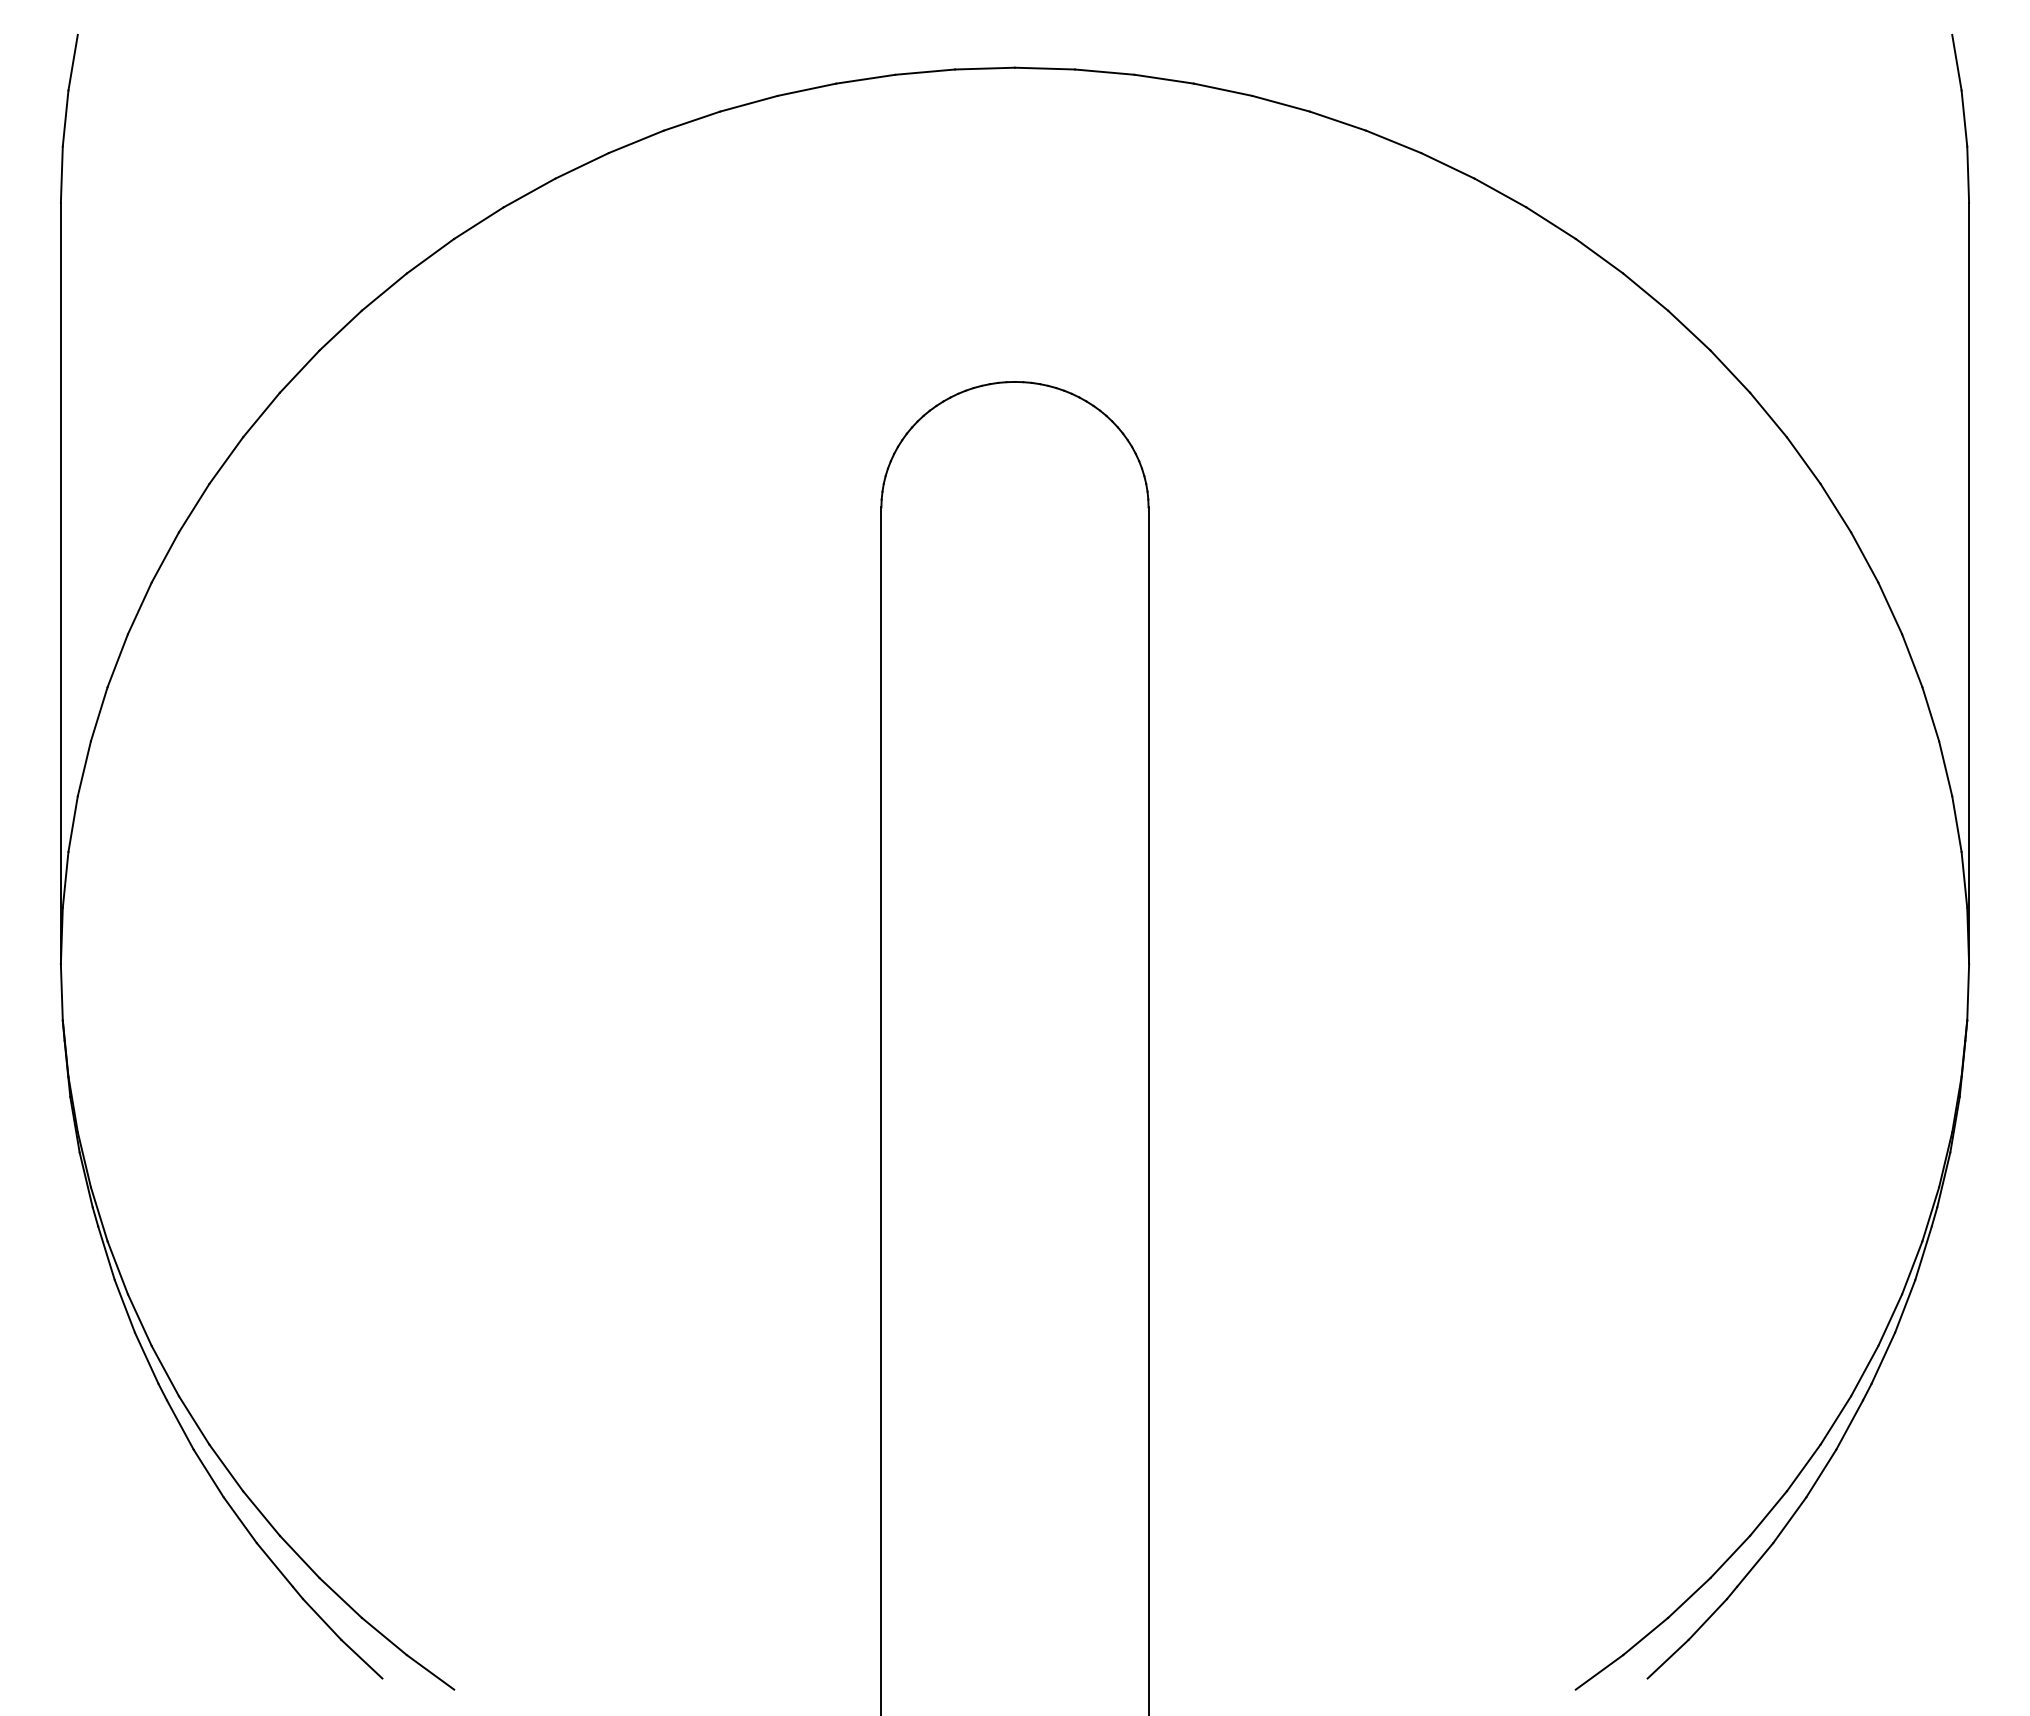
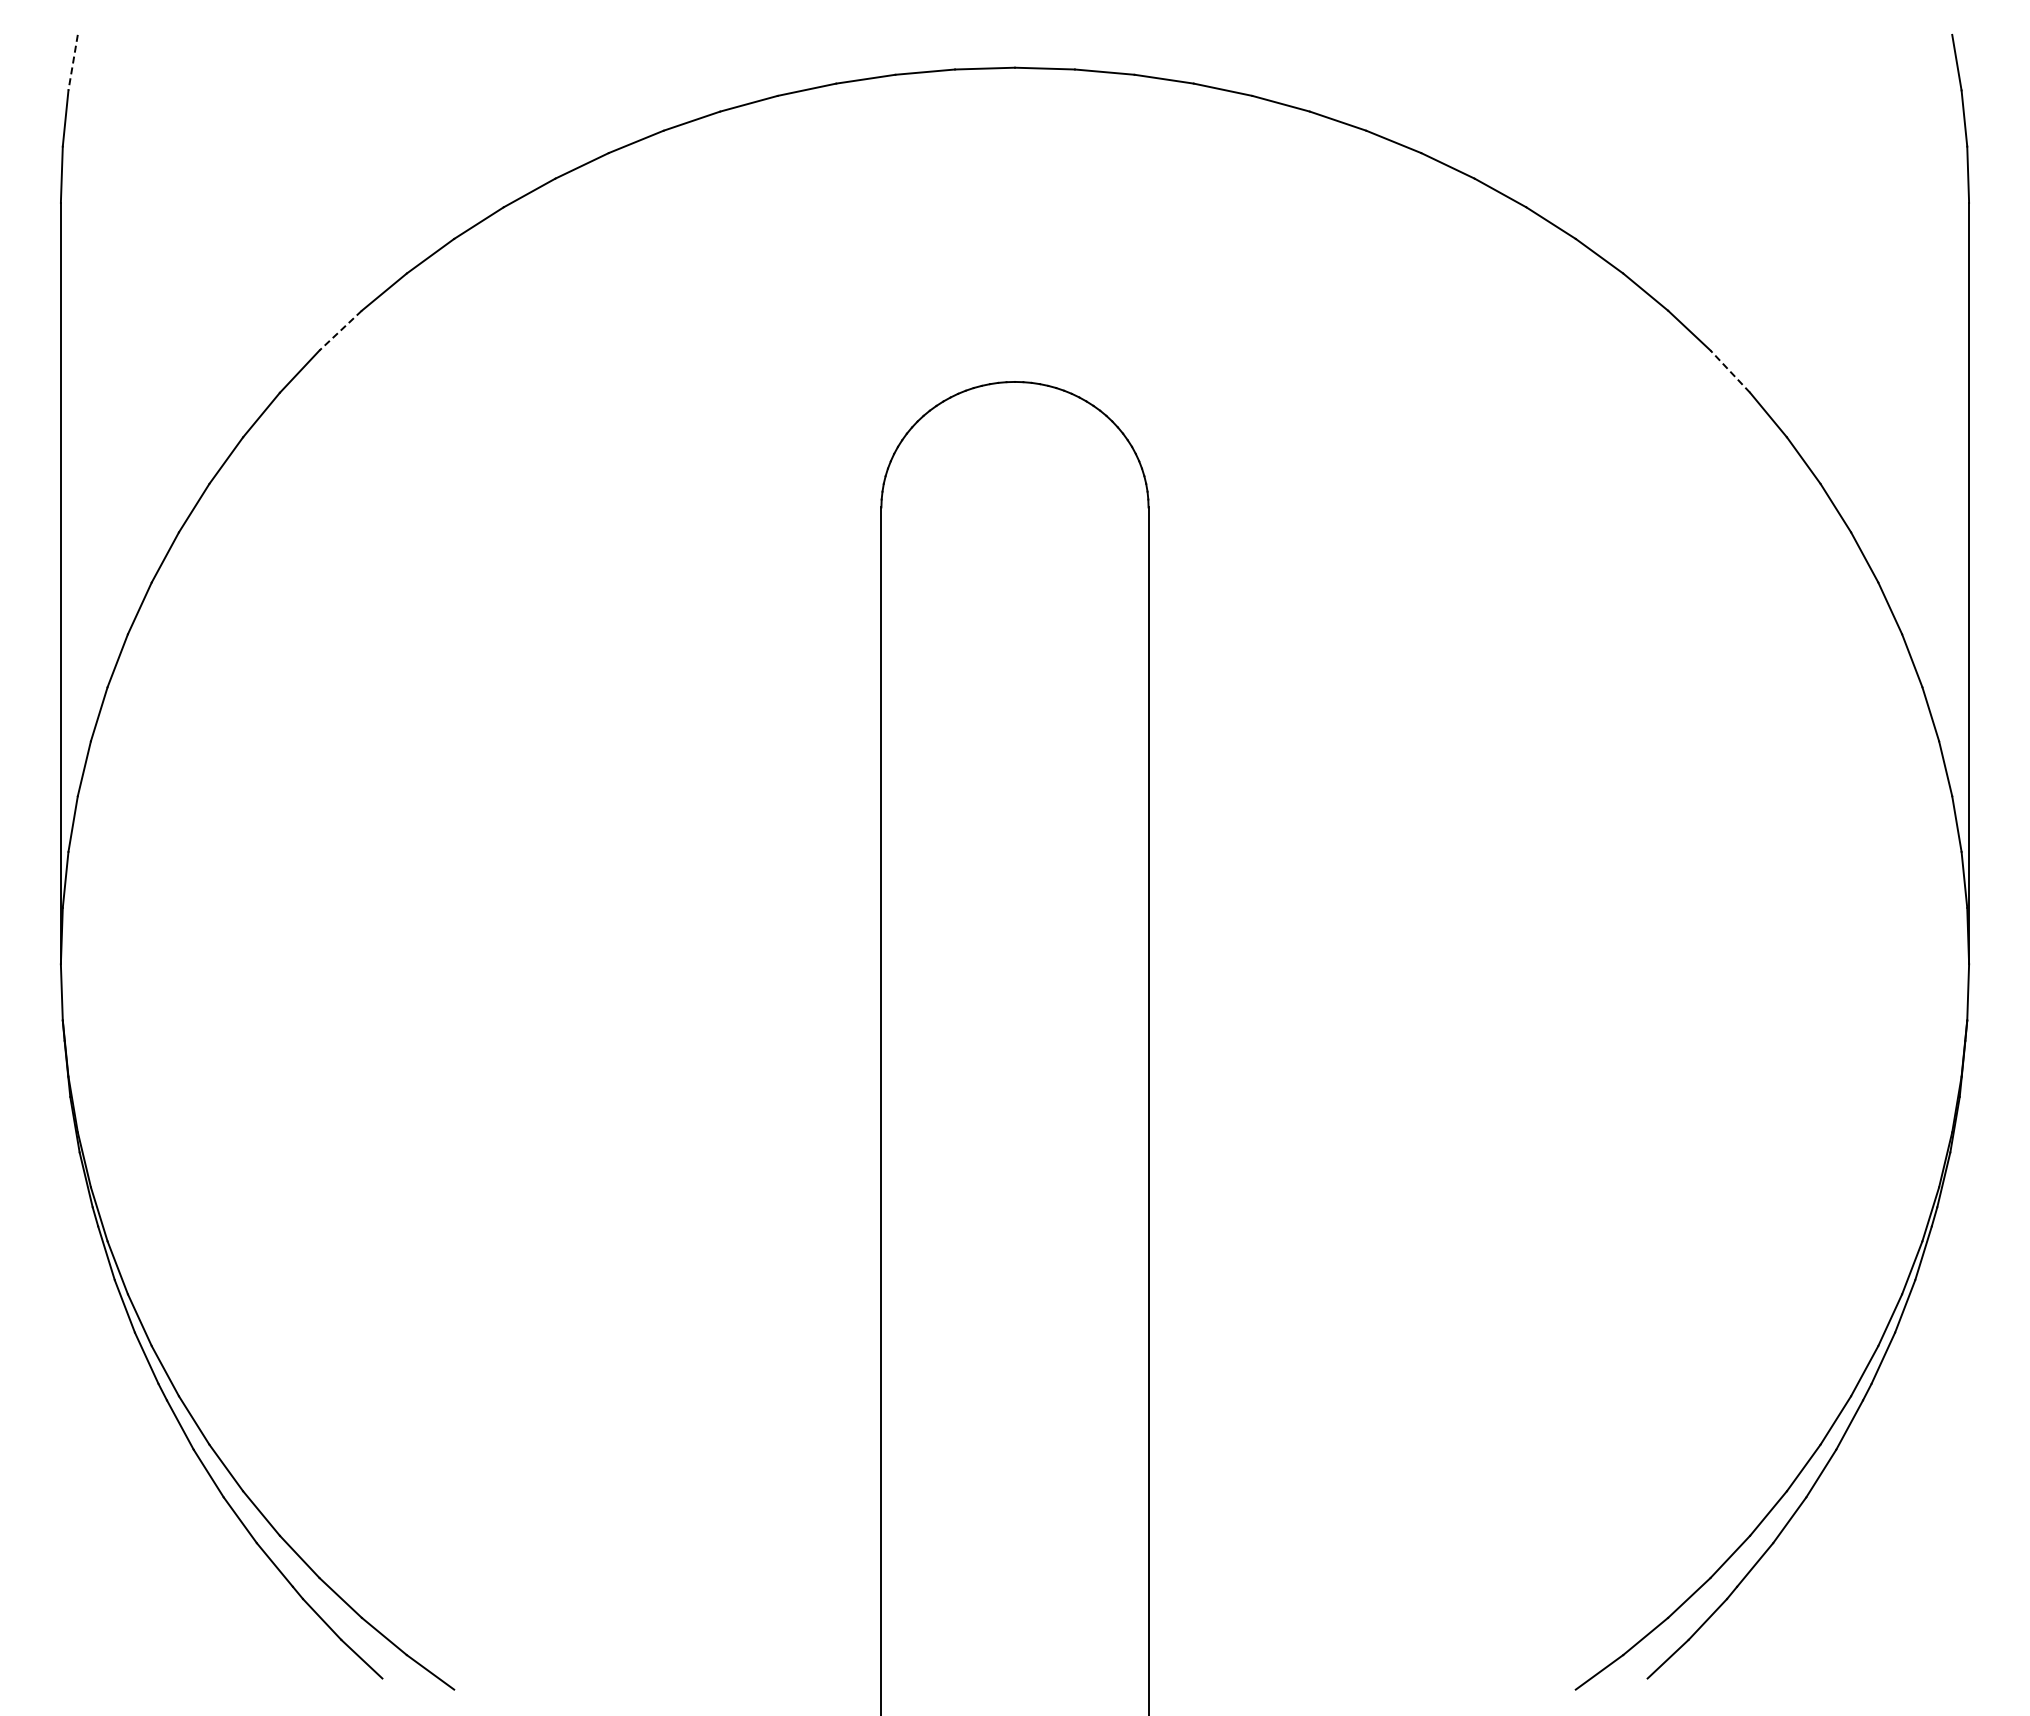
line: solid -> dashed (73, 63)
line: solid -> dashed (340, 330)
line: solid -> dashed (1730, 371)
